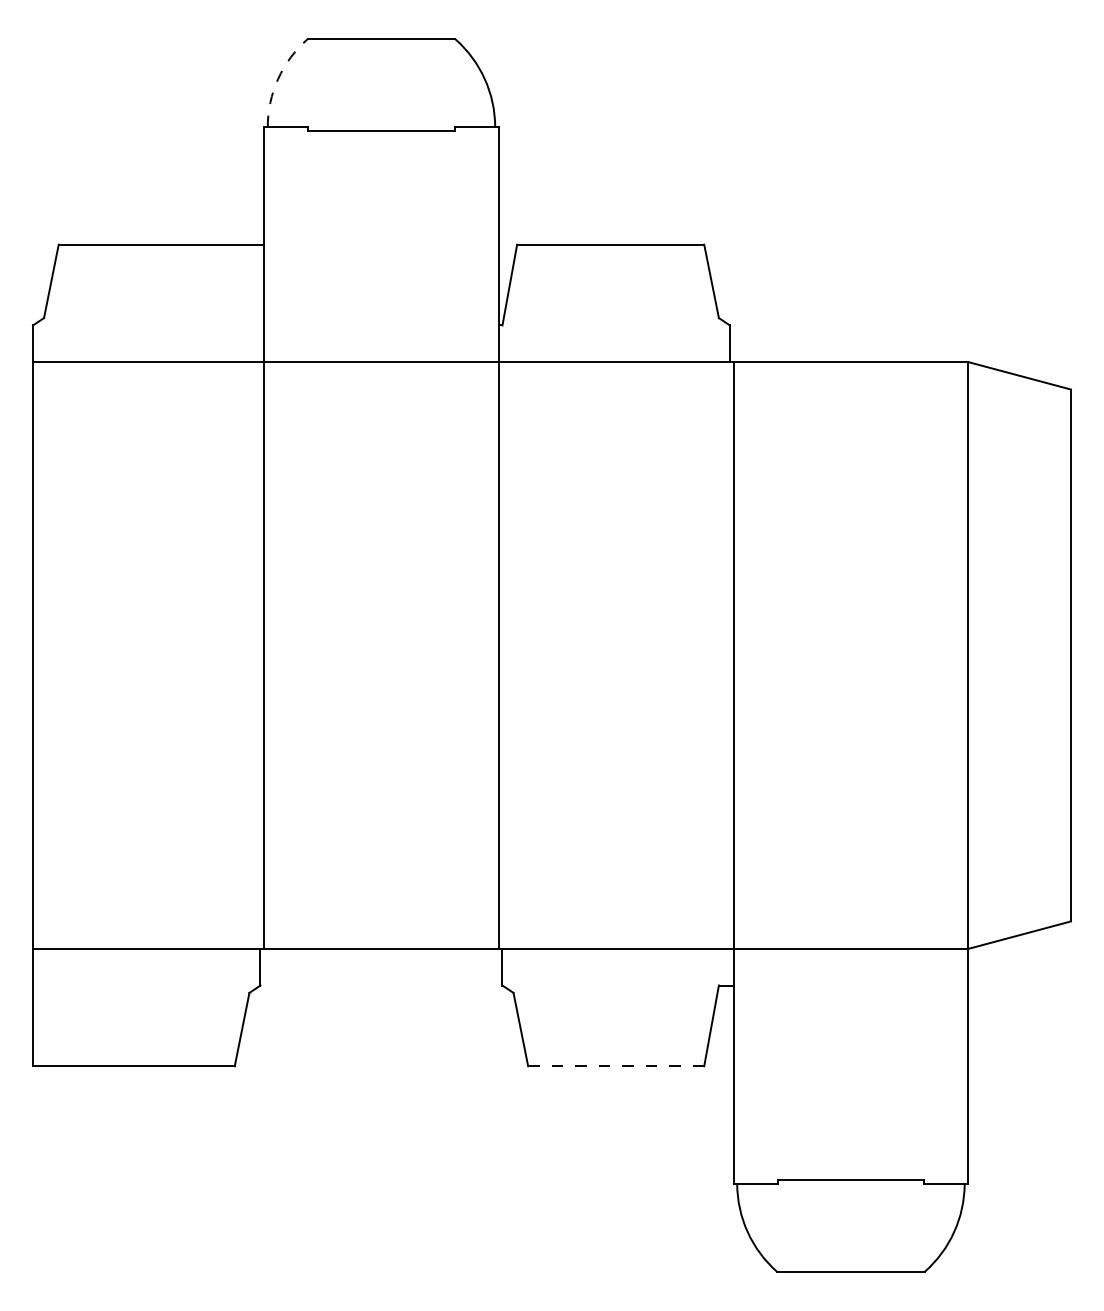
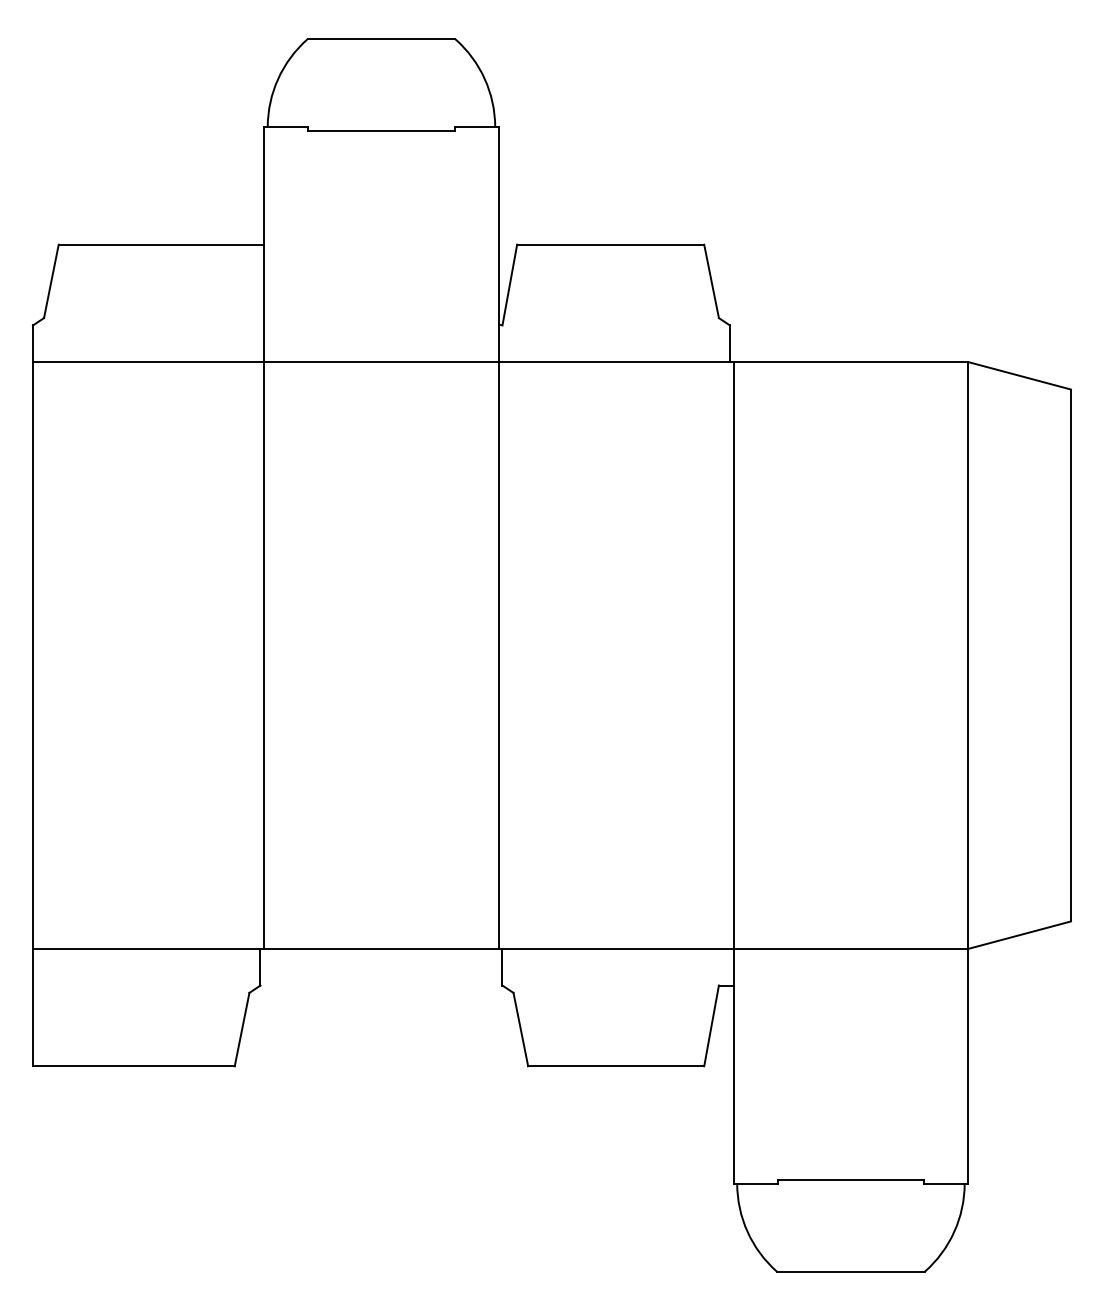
arc: dashed -> solid (278, 79)
line: dashed -> solid (616, 1066)
